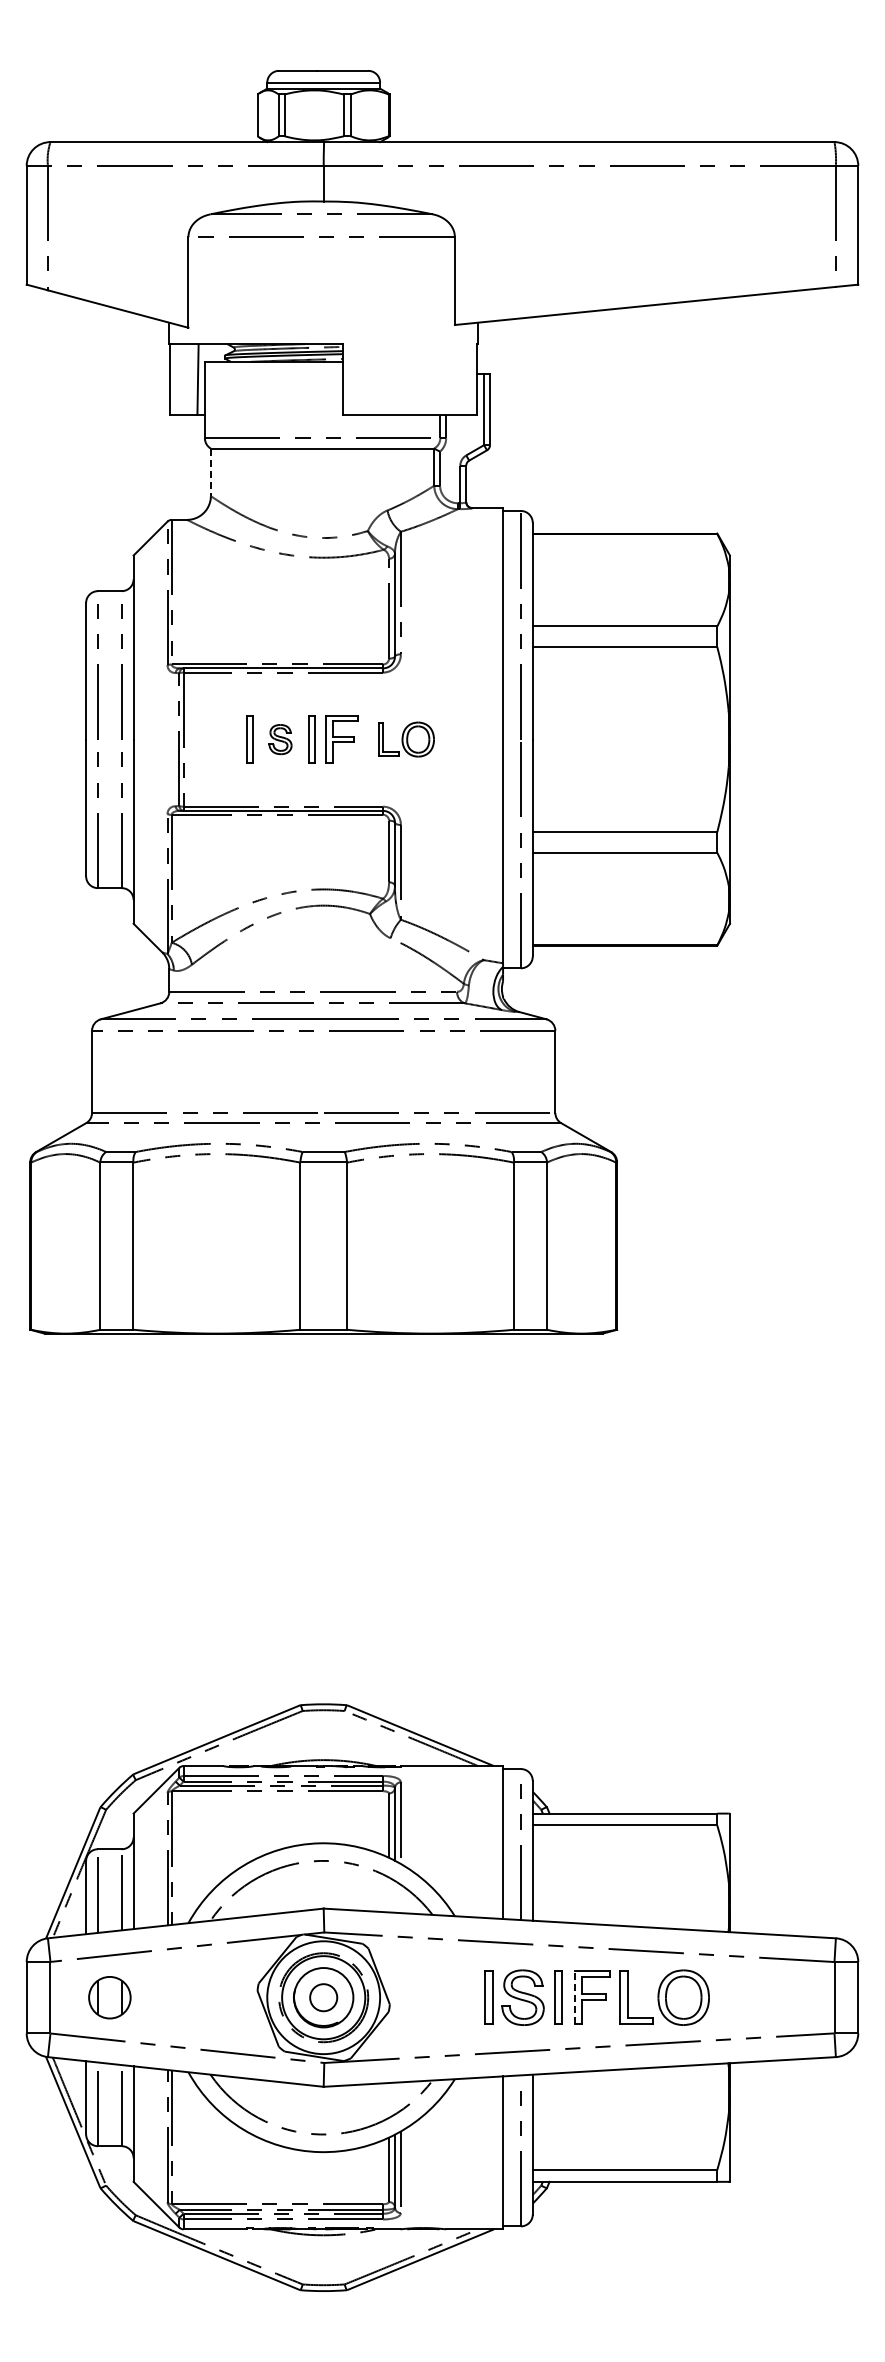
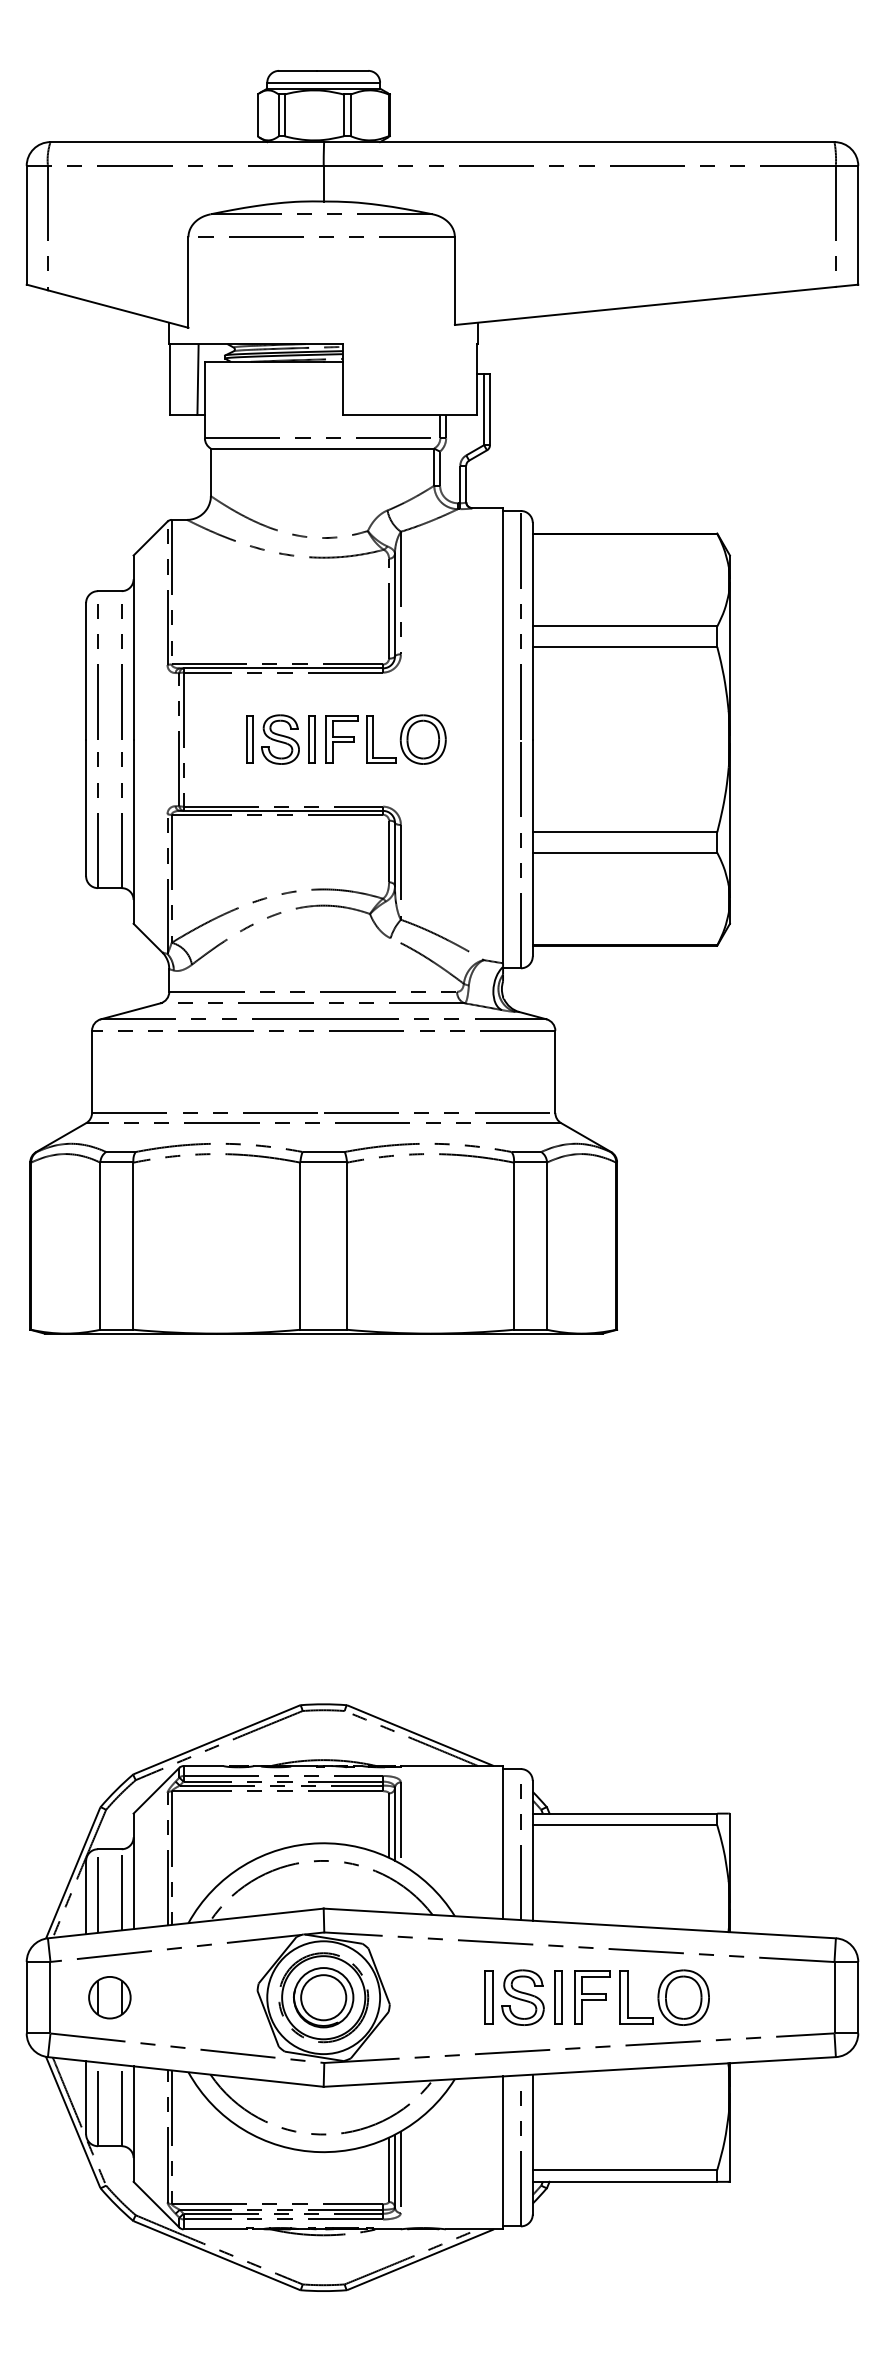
line: dashed -> solid (210, 472)
part size: 25x32 px -> 39x51 px (280, 739)
part size: 57x37 px -> 81x51 px (406, 739)
circle diameter: 27 px -> 45 px (323, 1997)
line: dashed -> solid (574, 1997)
